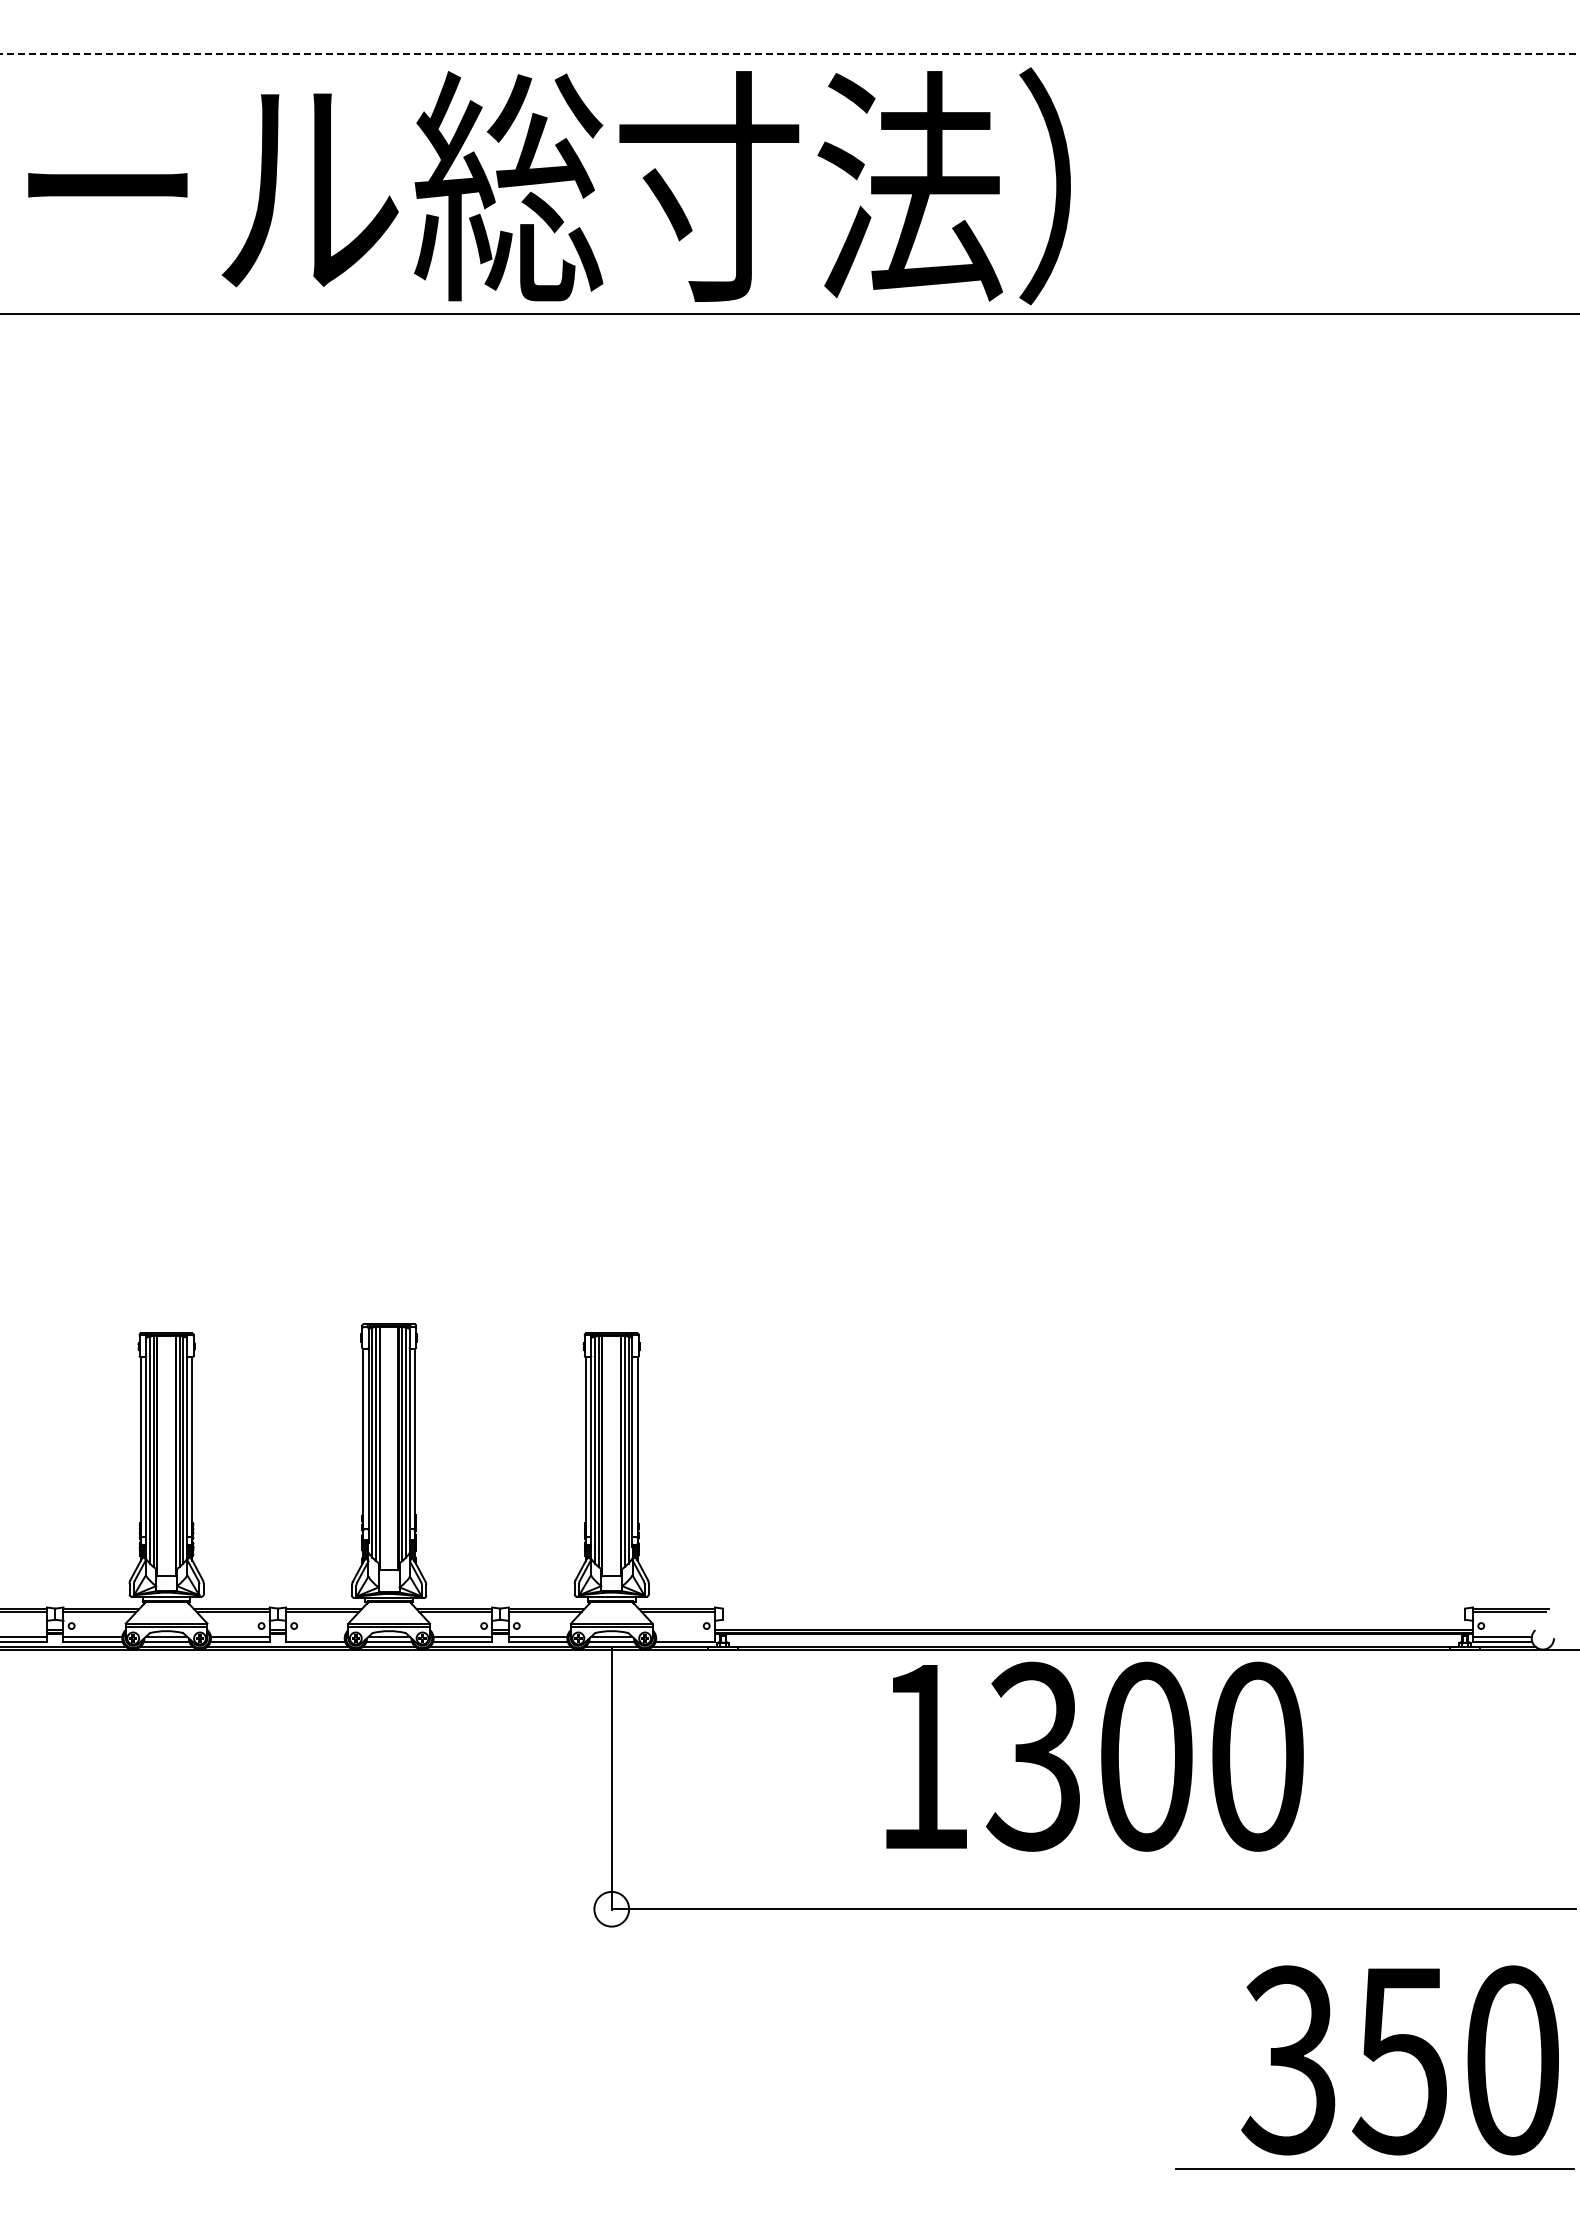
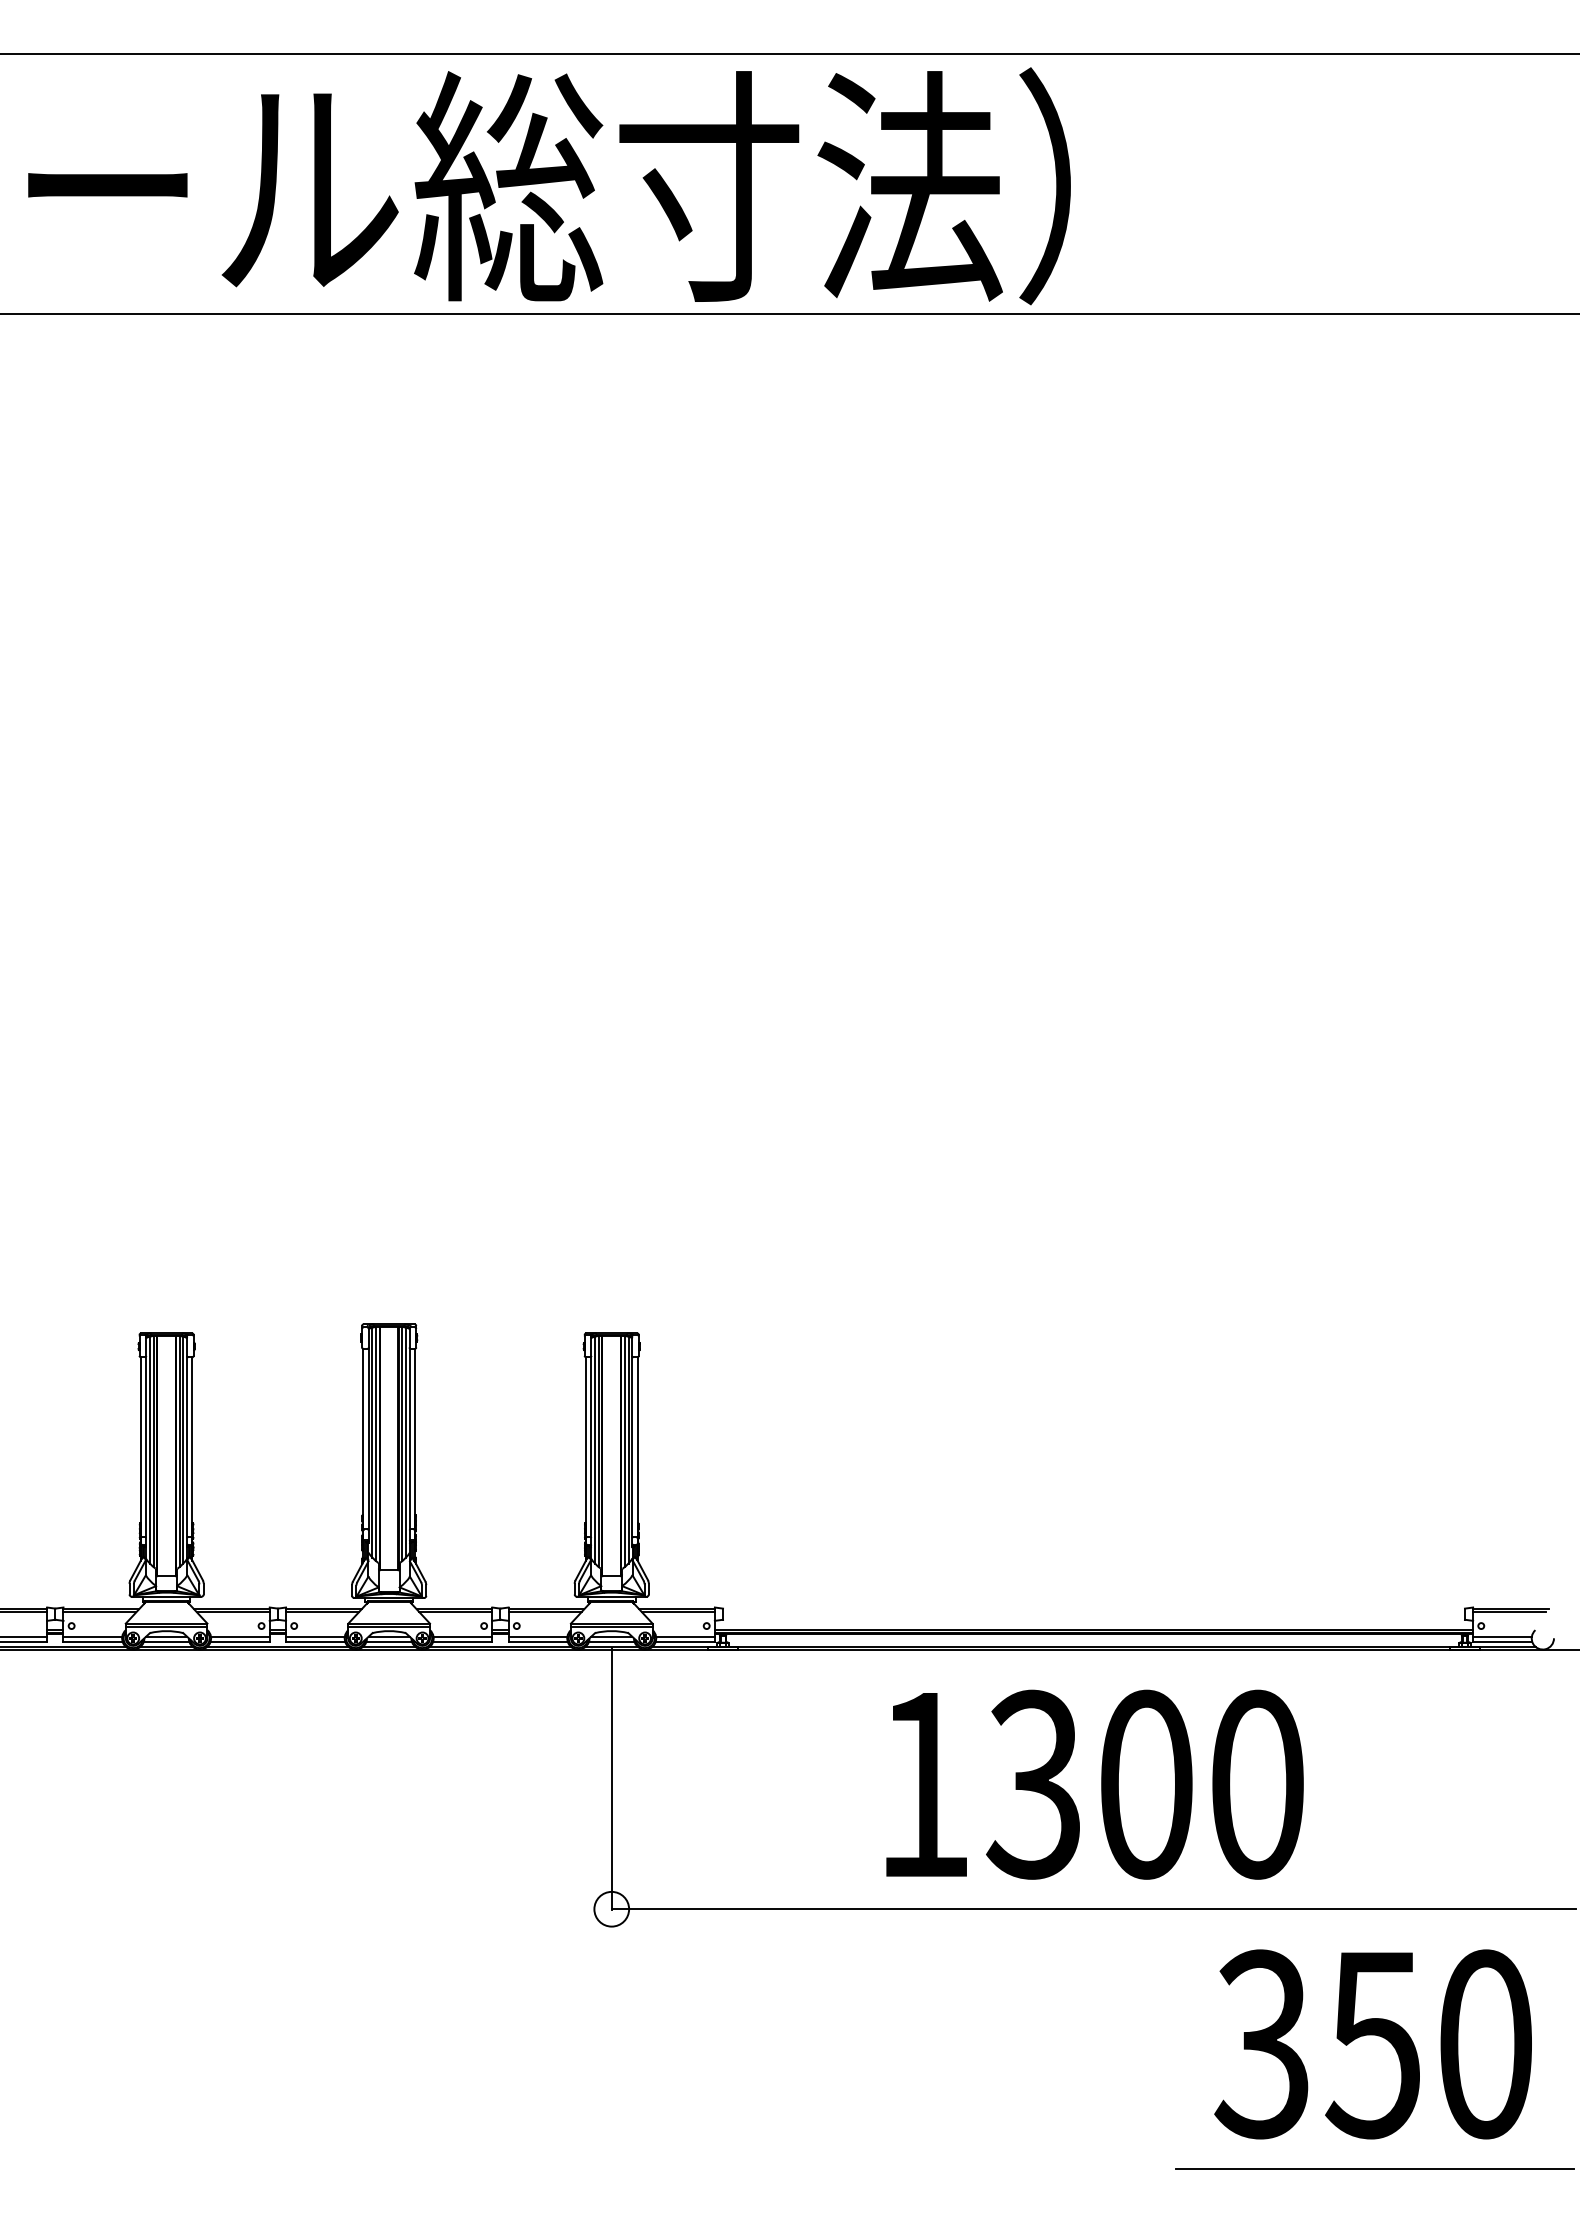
line: dashed -> solid (789, 54)
line: none -> present (315, 1636)
line: none -> present (685, 1636)
text position: (1094, 1756) -> (1094, 1784) (1094, 1784)
text position: (1399, 2060) -> (1372, 2044) (1372, 2044)
